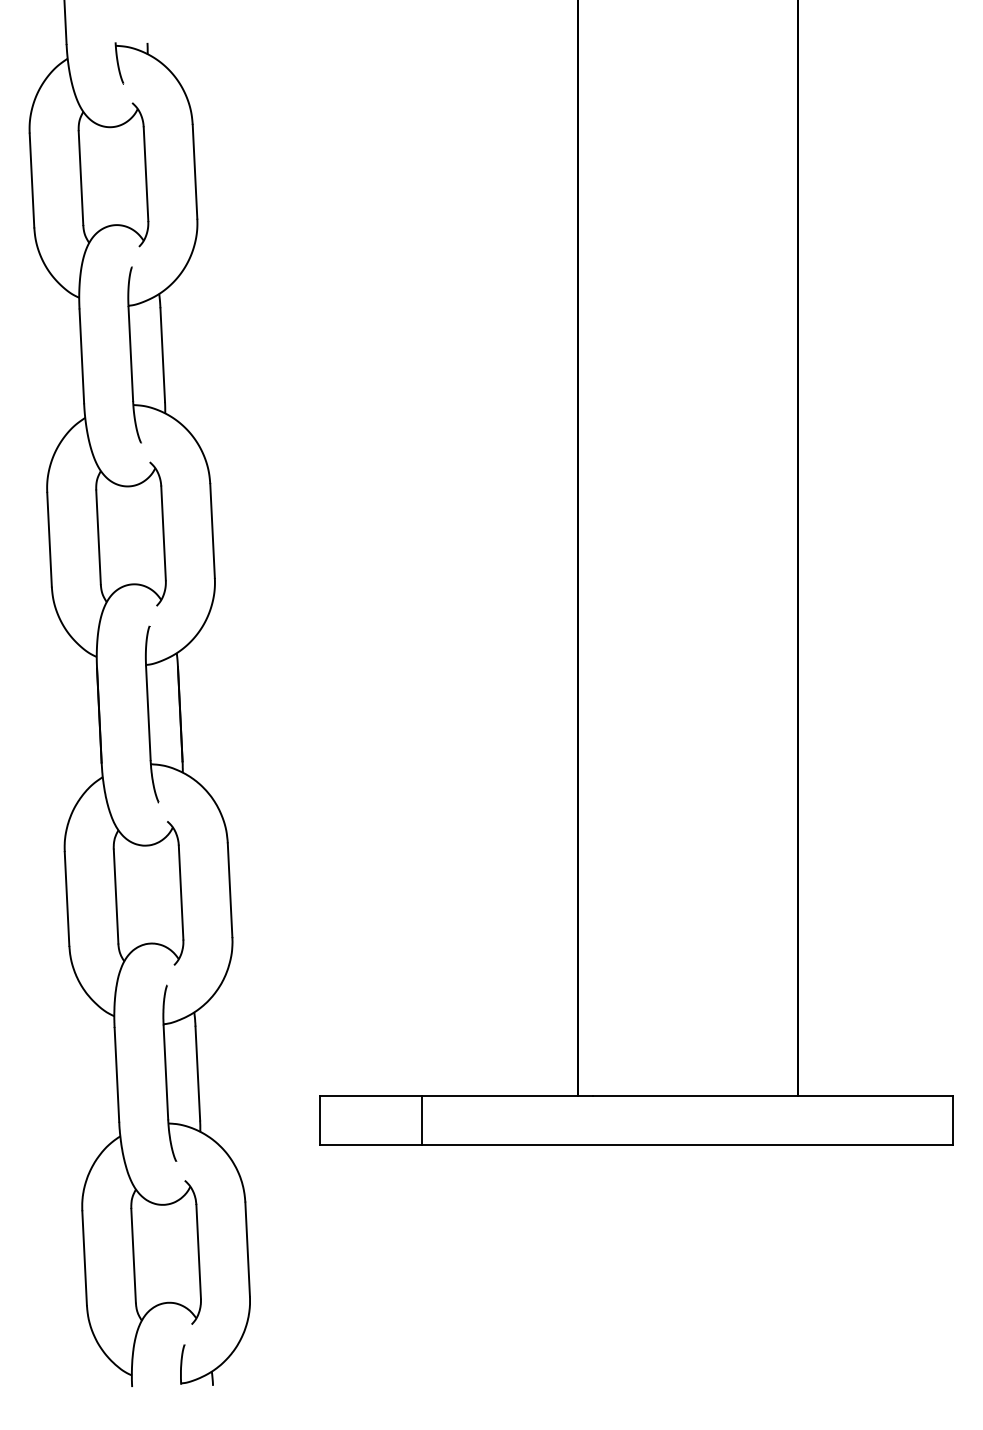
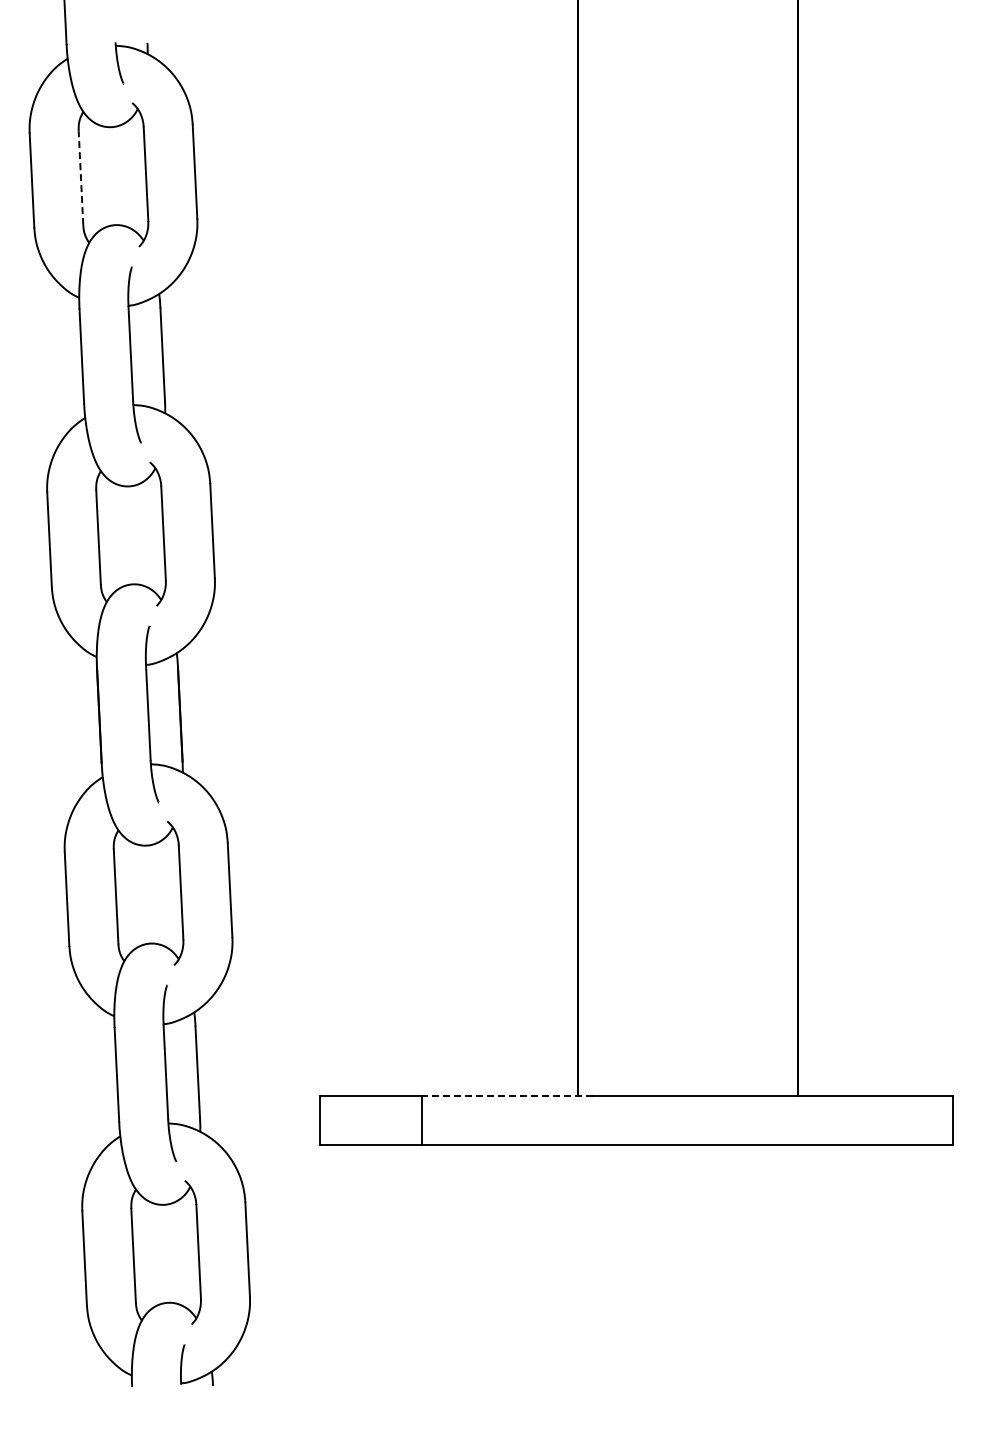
line: solid -> dashed (80, 178)
line: solid -> dashed (506, 1095)
